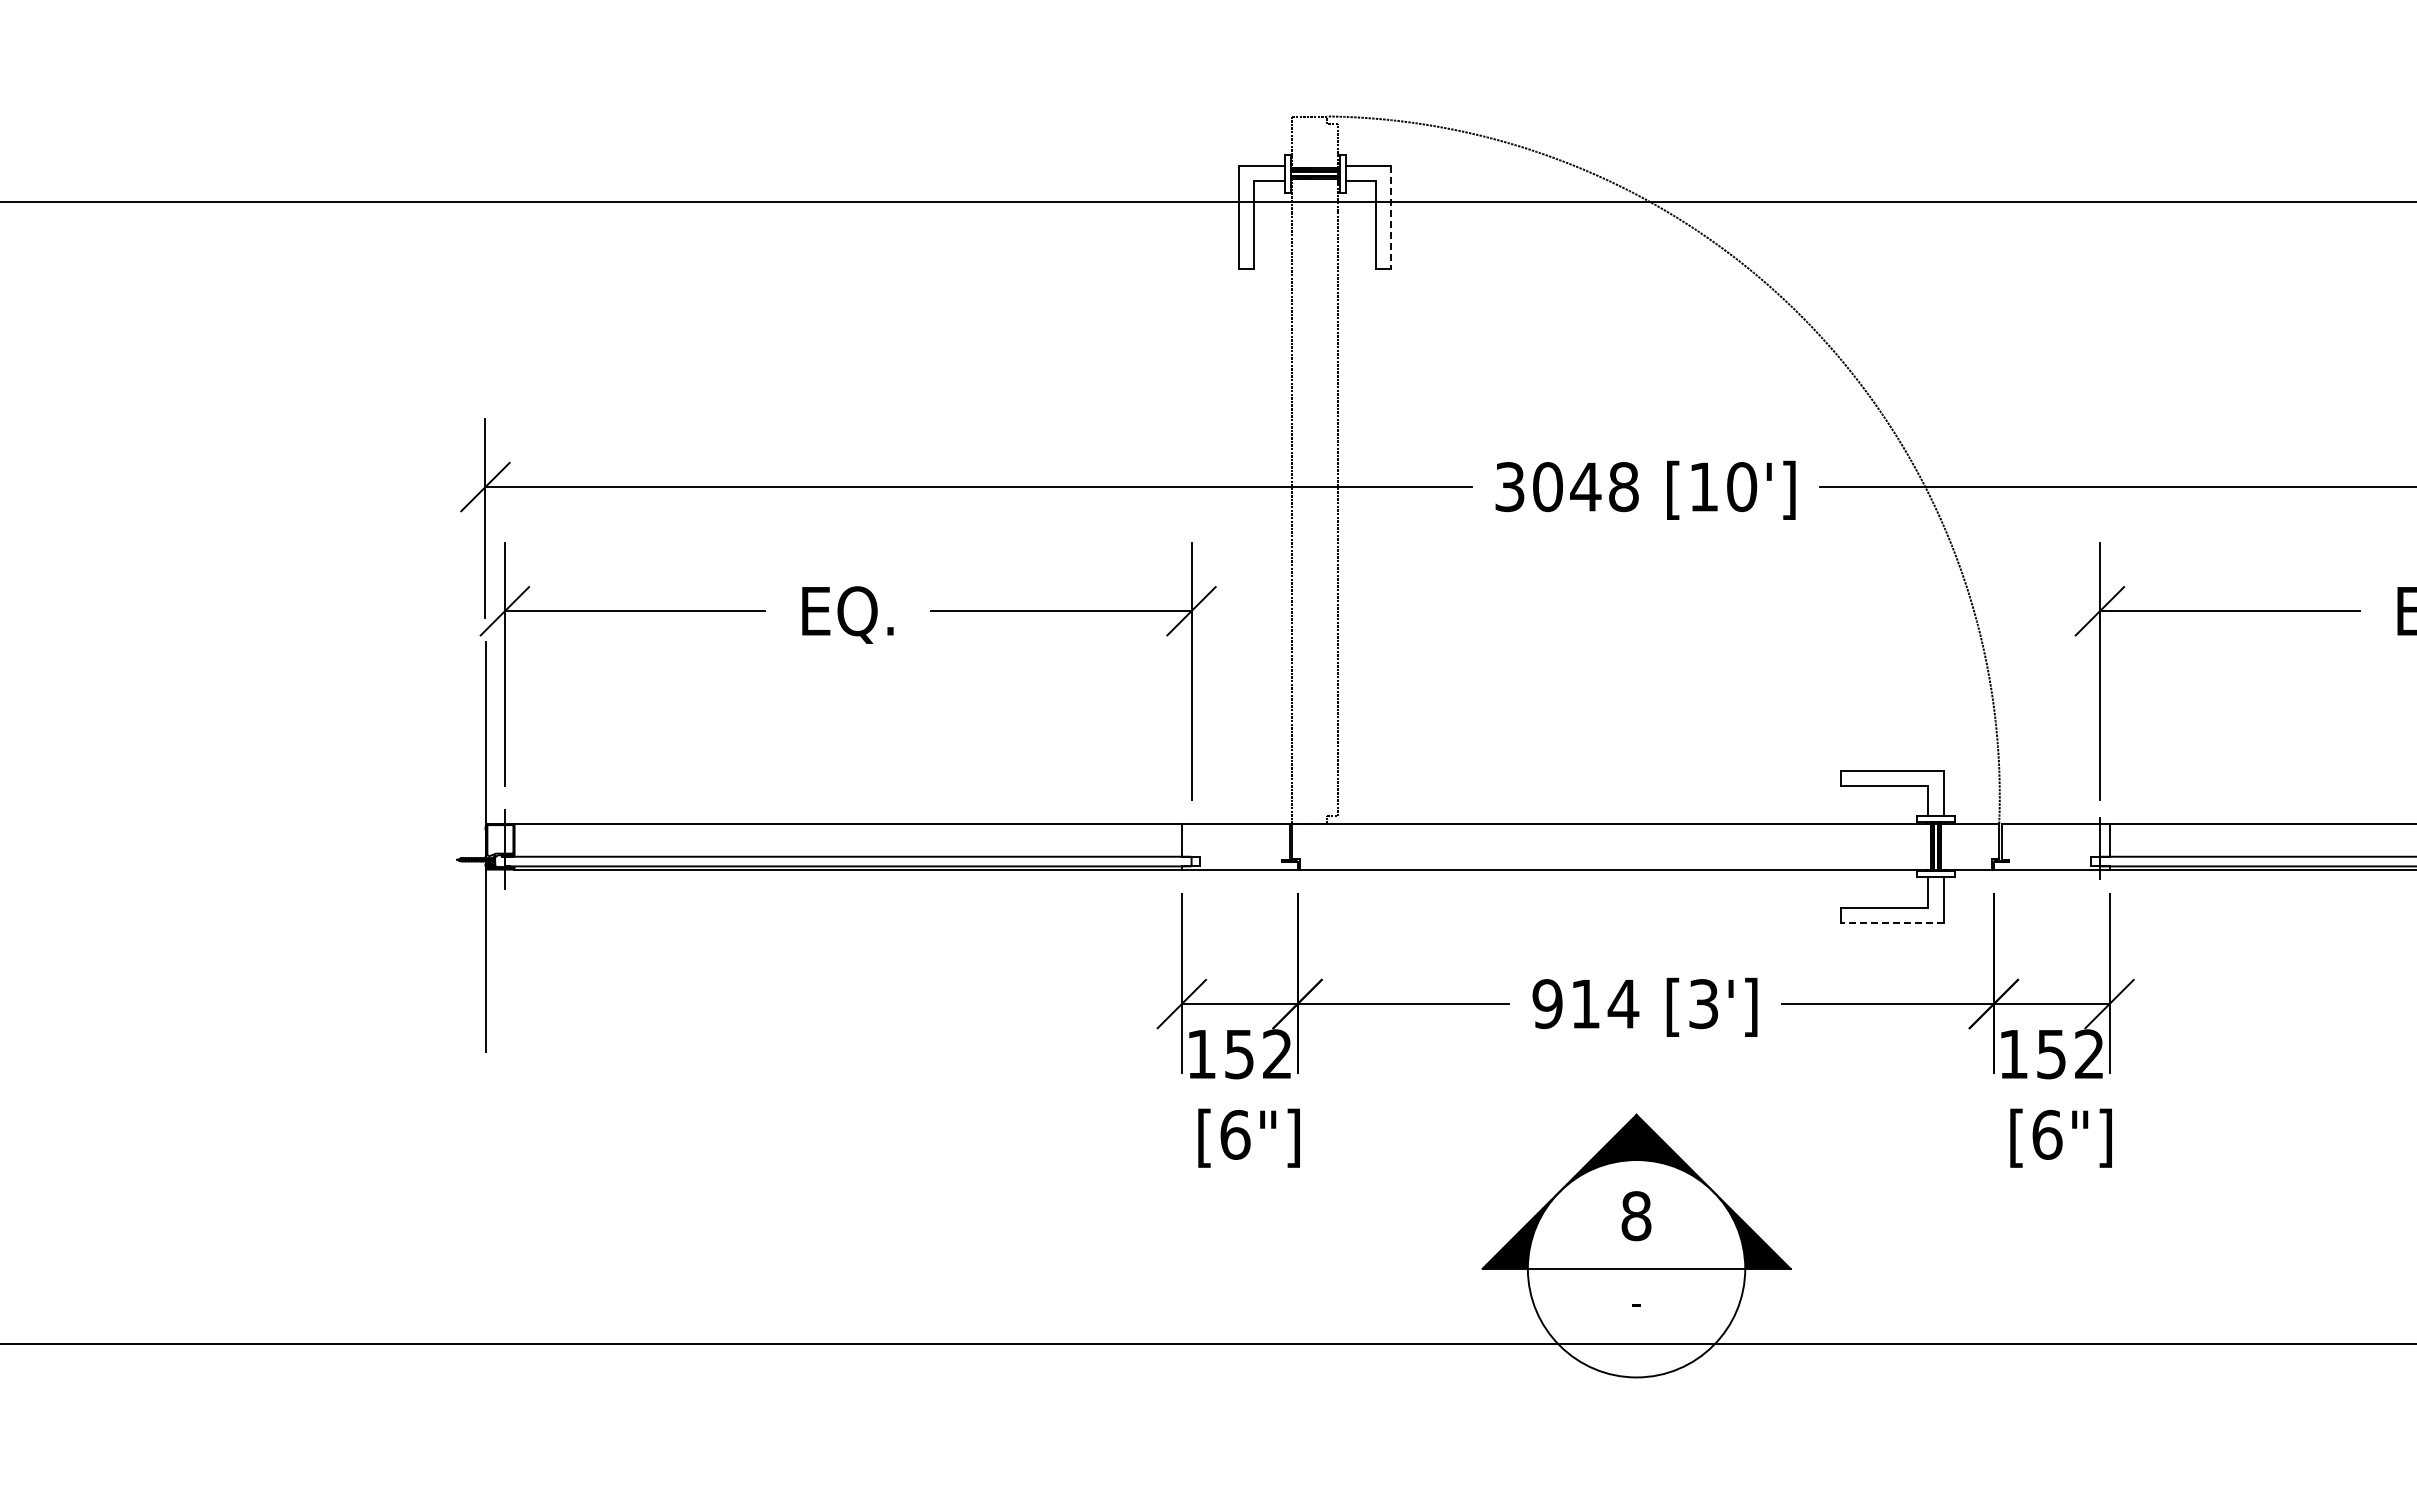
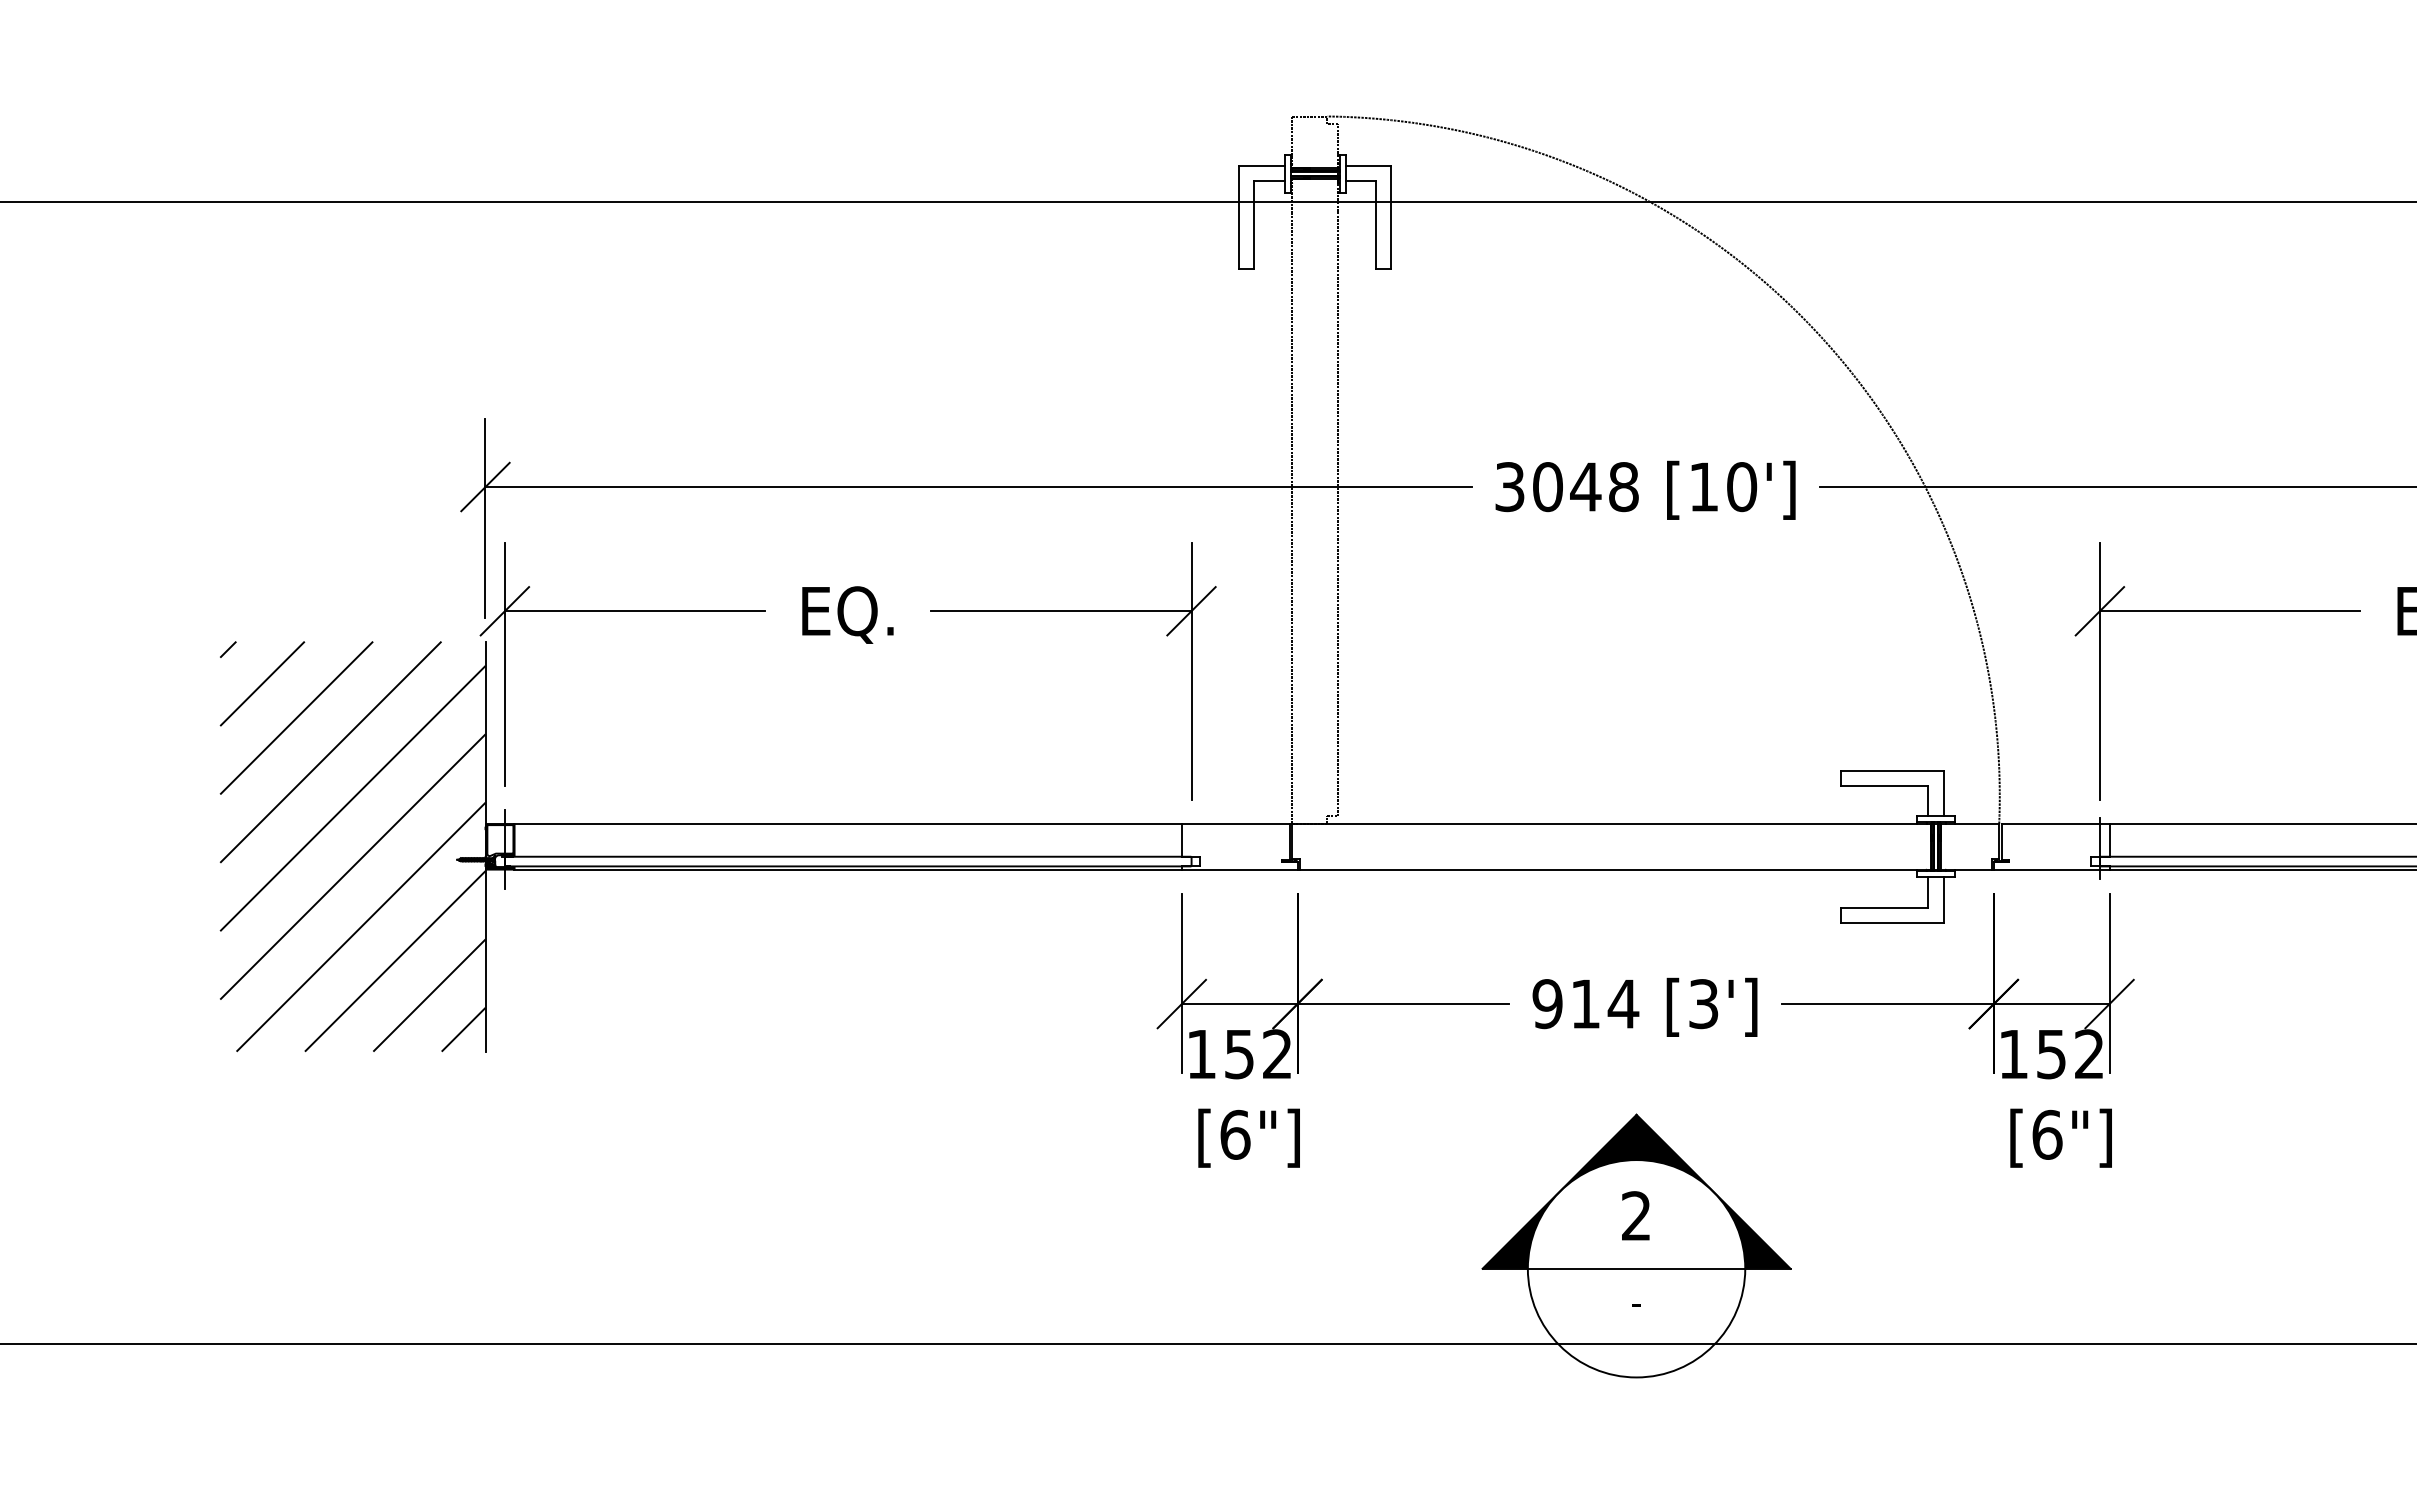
line: dashed -> solid (1391, 217)
hatch: none -> present (352, 846)
line: dashed -> solid (1891, 922)
text: 8 -> 2 (1636, 1216)
